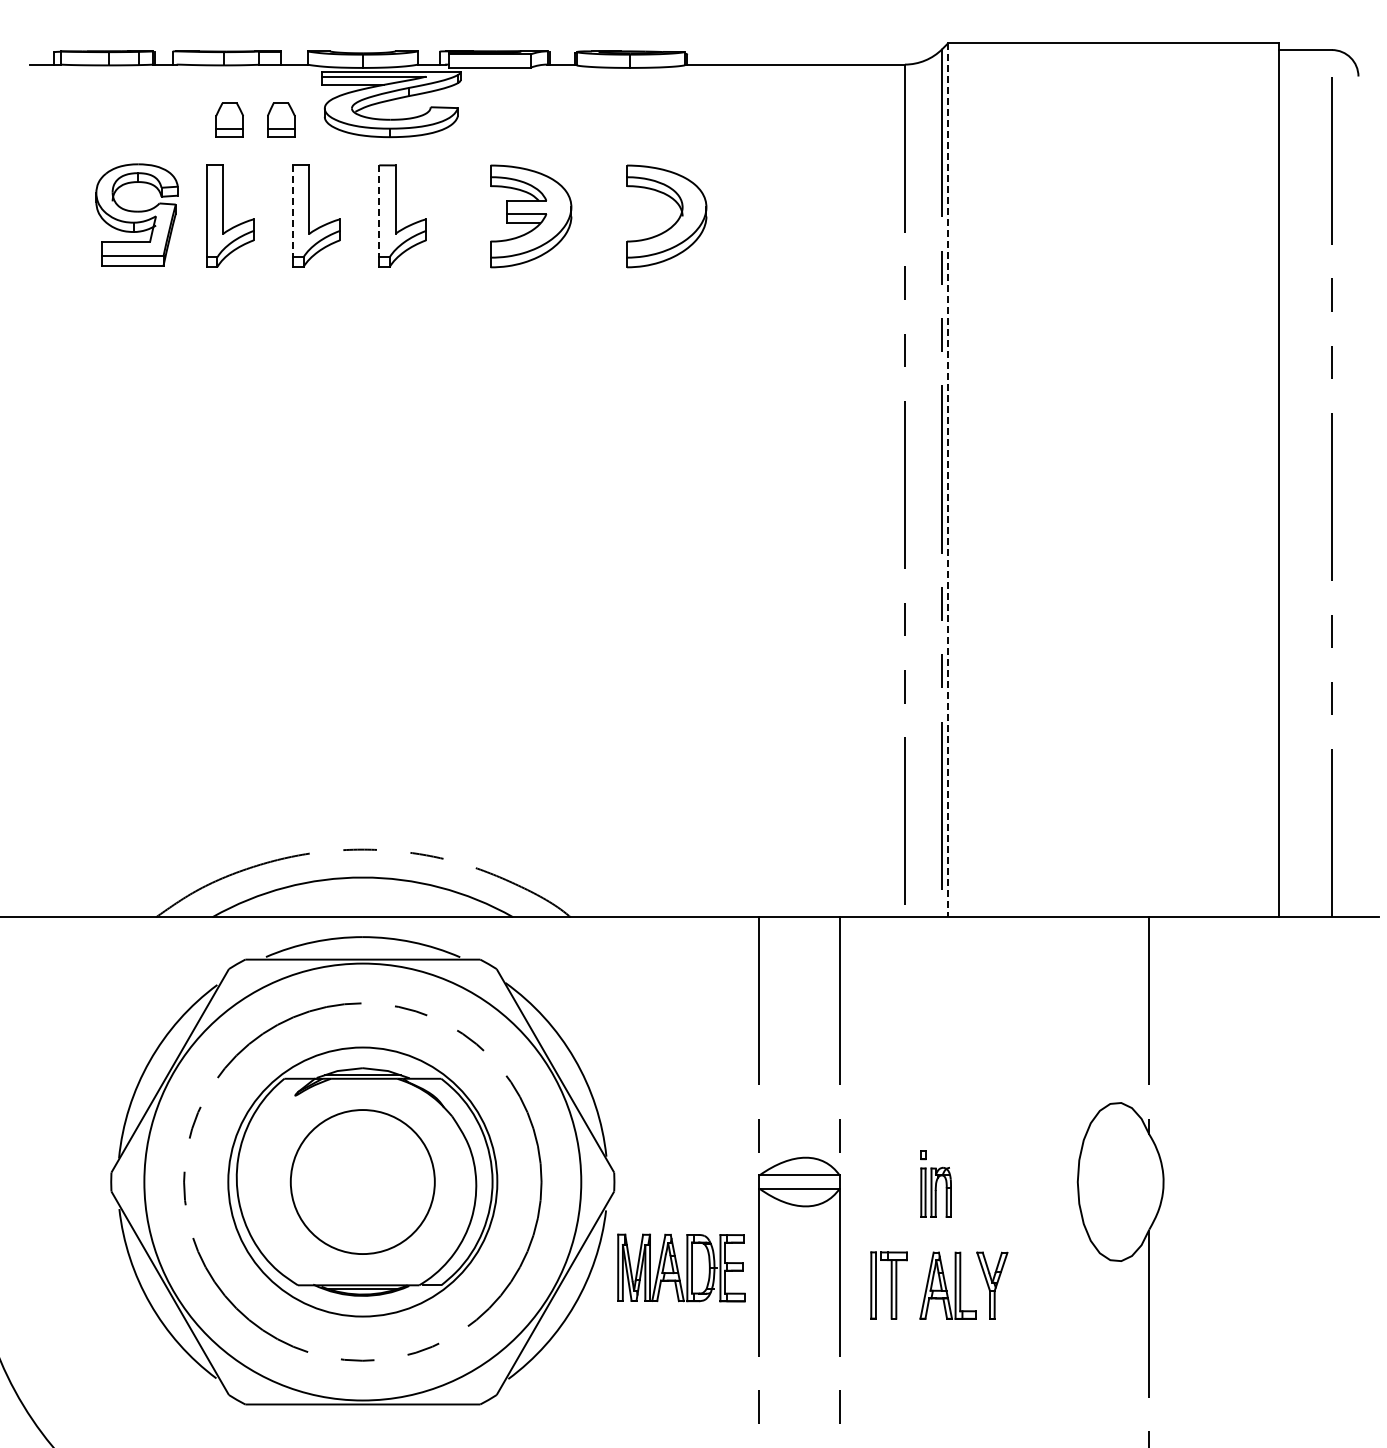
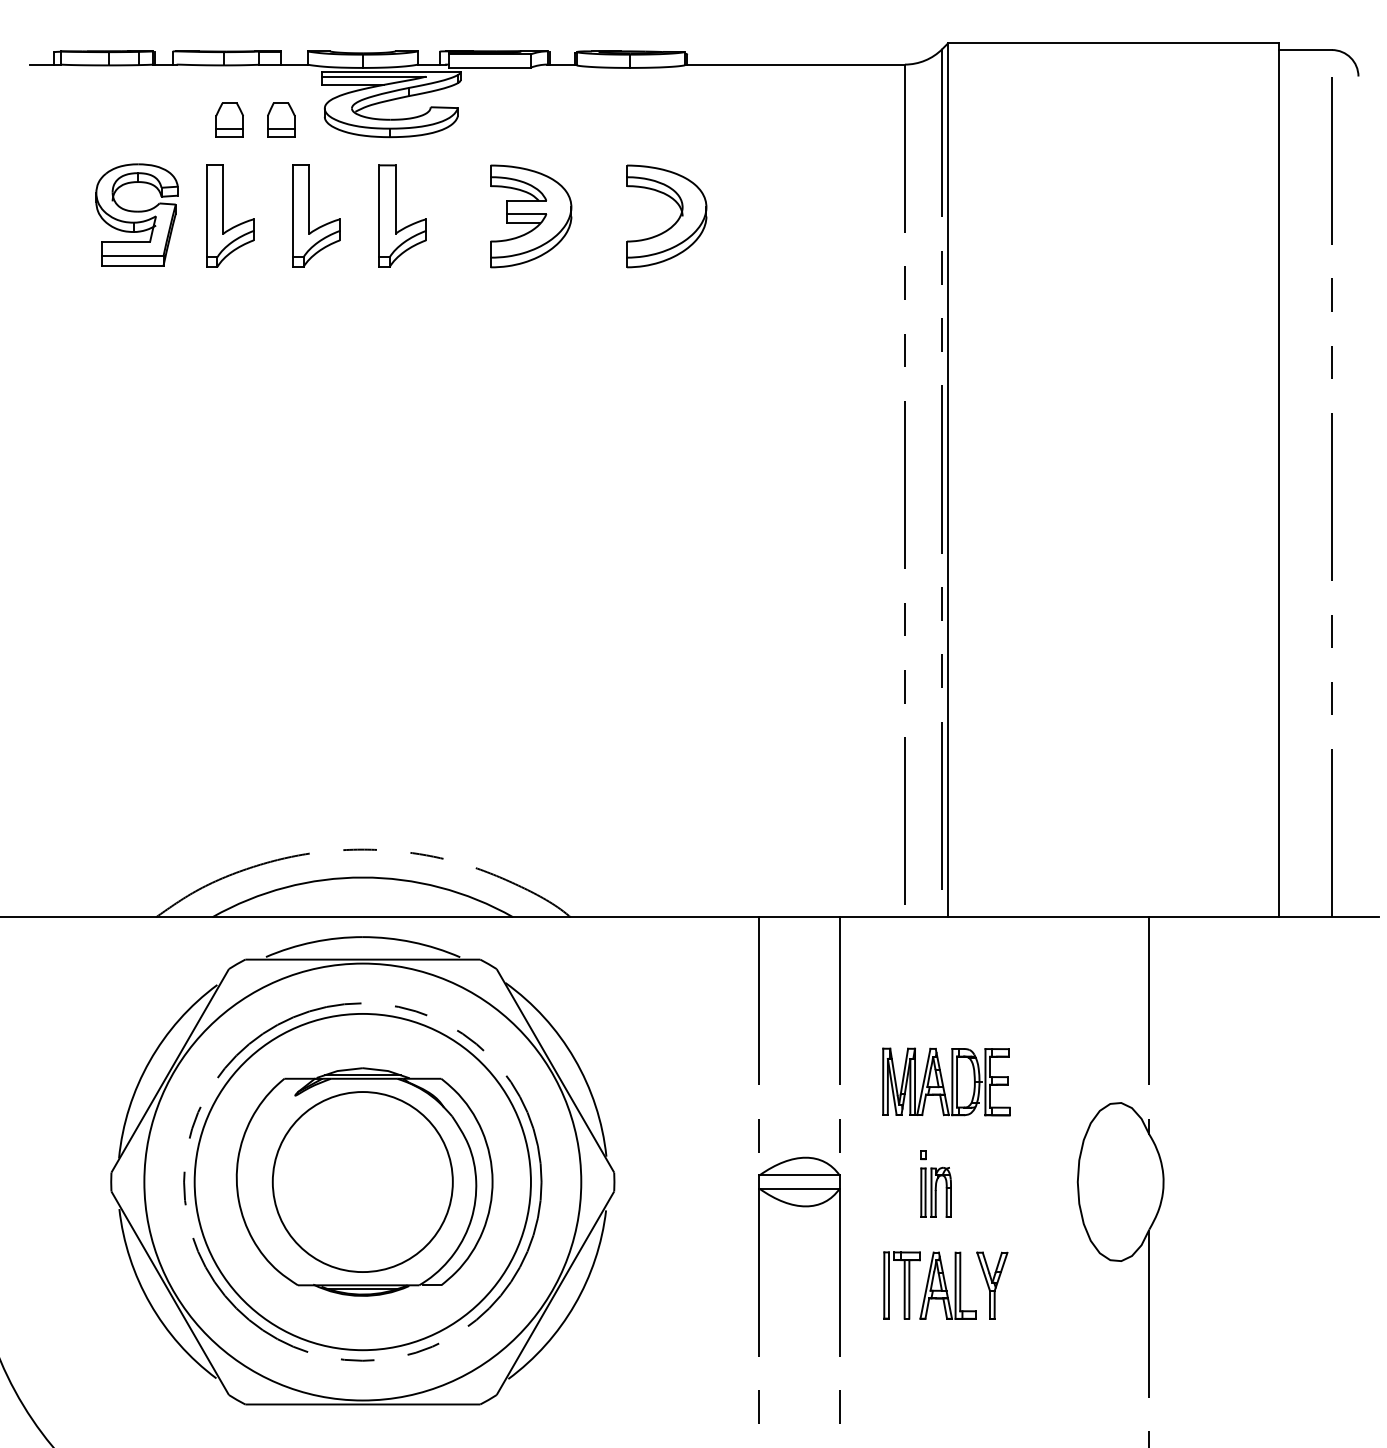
line: dashed -> solid (293, 211)
line: dashed -> solid (379, 211)
line: dashed -> solid (948, 480)
circle diameter: 269 px -> 336 px (362, 1181)
circle diameter: 144 px -> 180 px (362, 1182)
part position: (681, 1267) -> (946, 1081) (946, 1081)
part position: (888, 1285) -> (901, 1285) (901, 1285)
